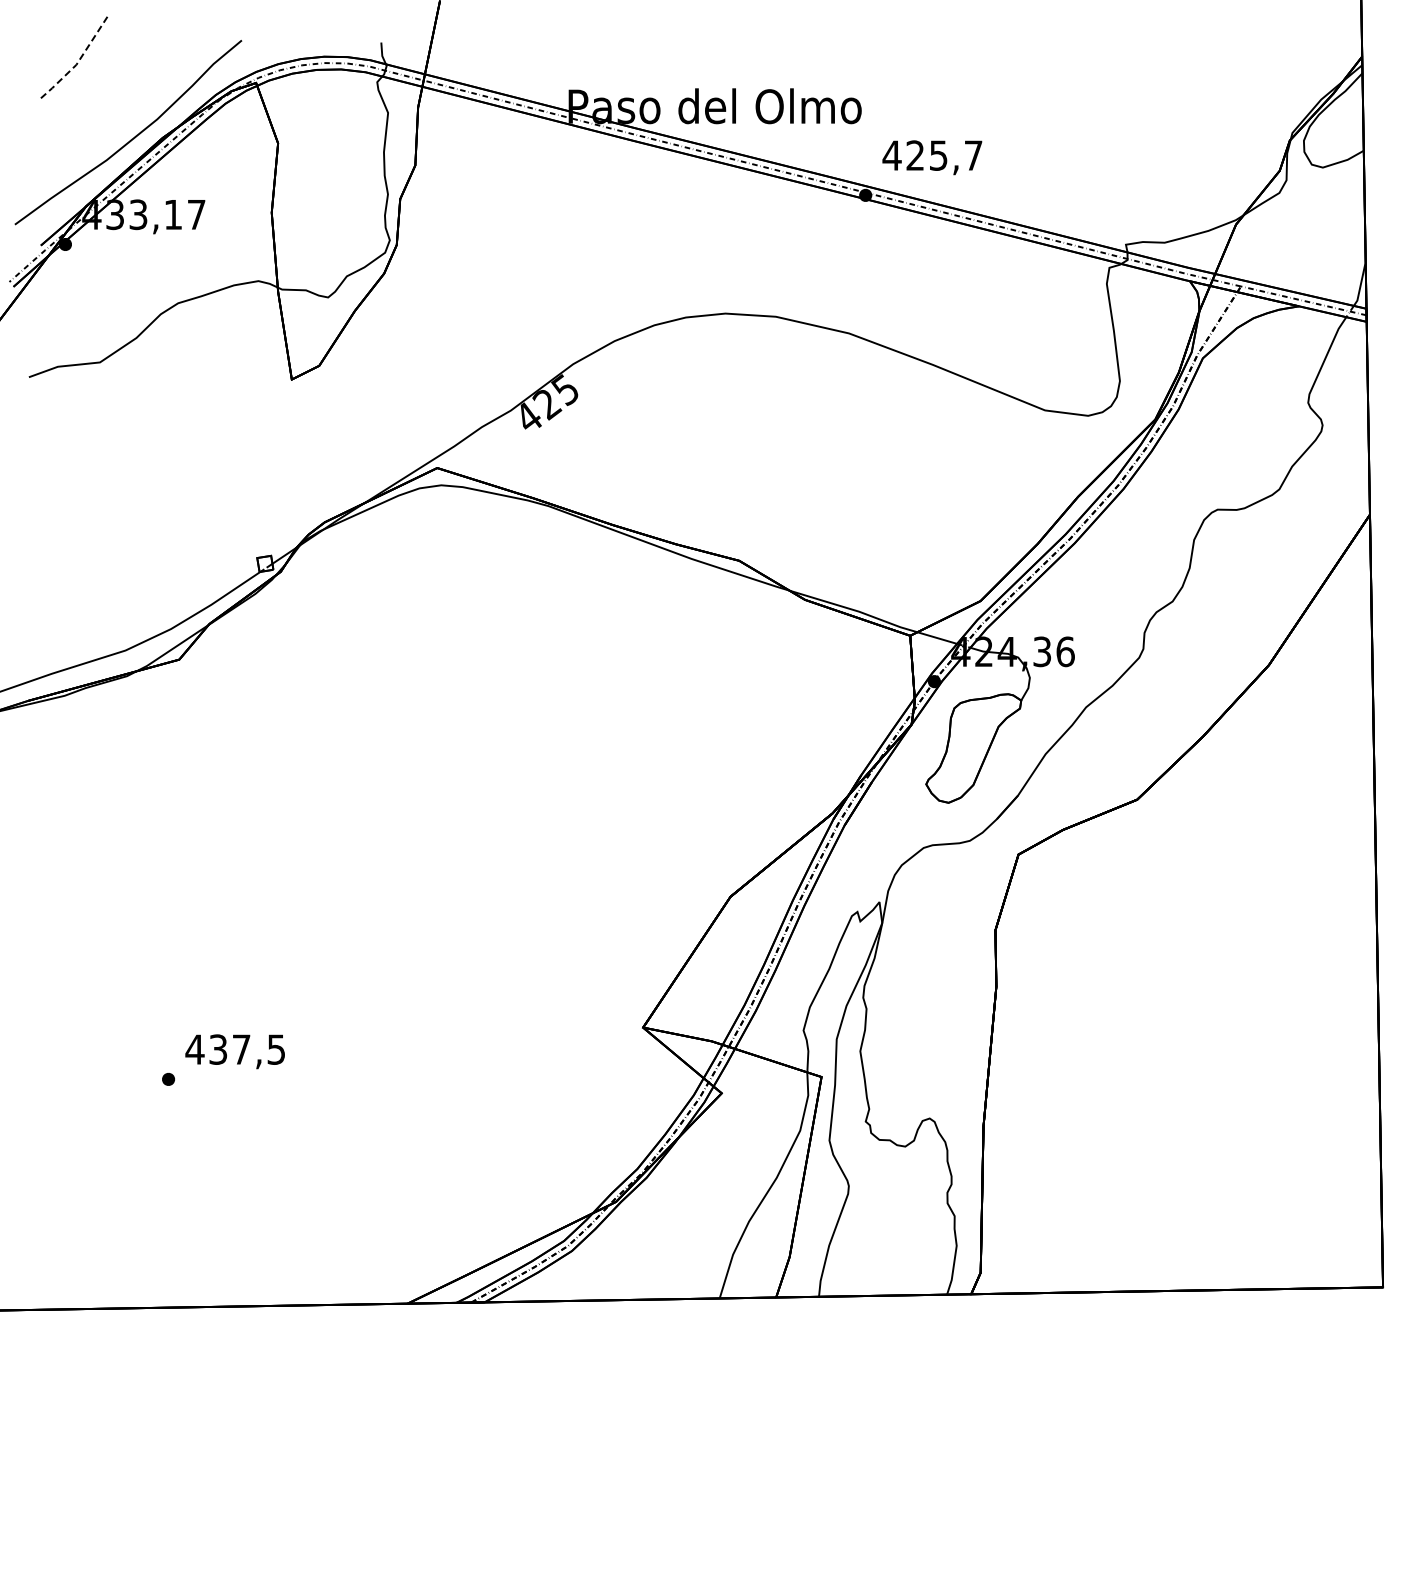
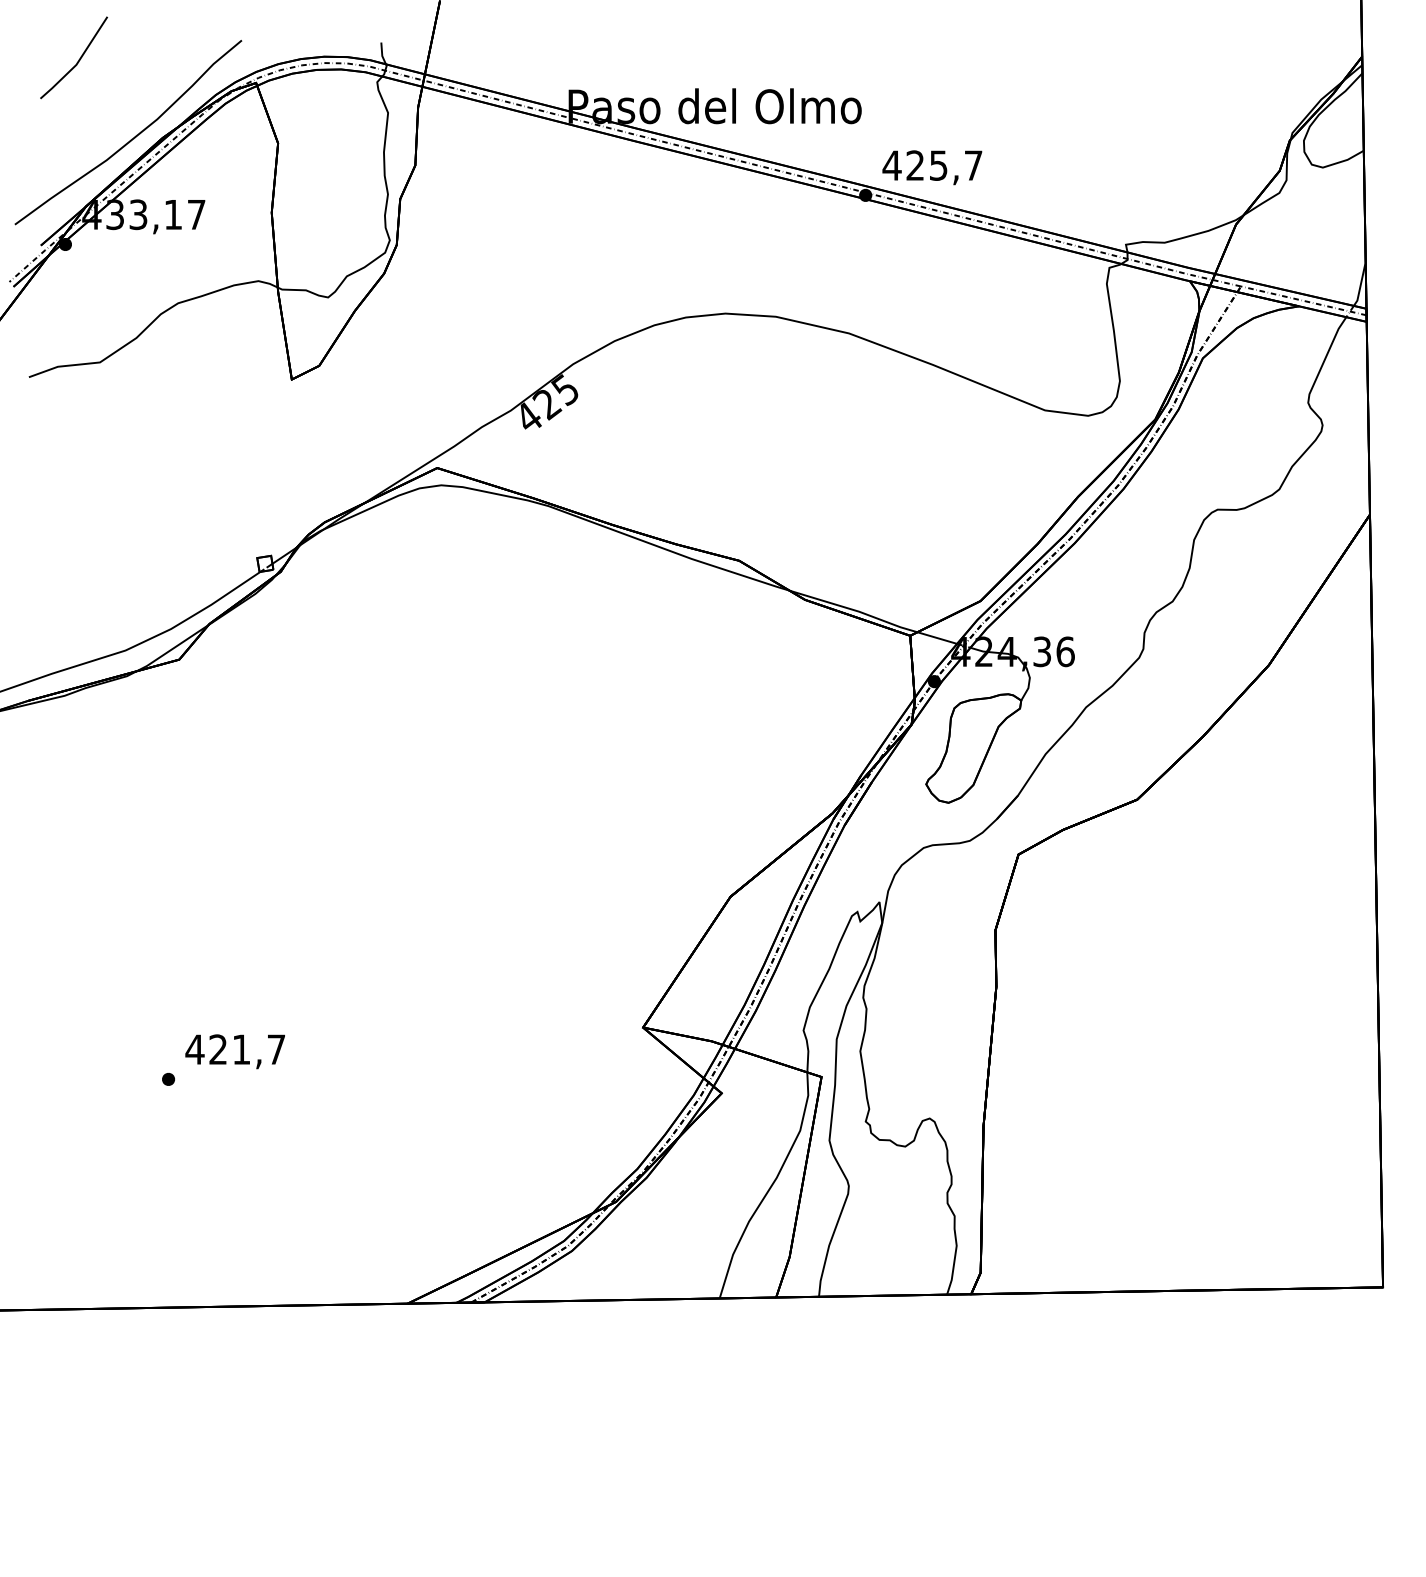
line: dashed -> solid (78, 62)
text position: (932, 157) -> (932, 167) (932, 167)
text: 437,5 -> 421,7 (246, 1049)
